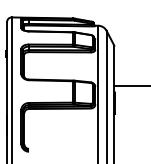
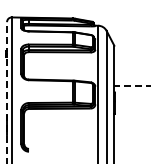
line: solid -> dashed (132, 85)
line: solid -> dashed (7, 93)
